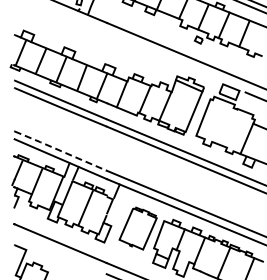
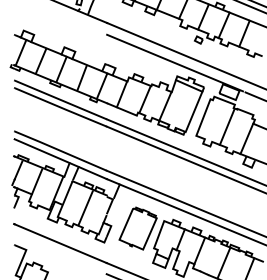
line: none -> present (175, 62)
line: none -> present (226, 126)
line: dashed -> solid (60, 150)
